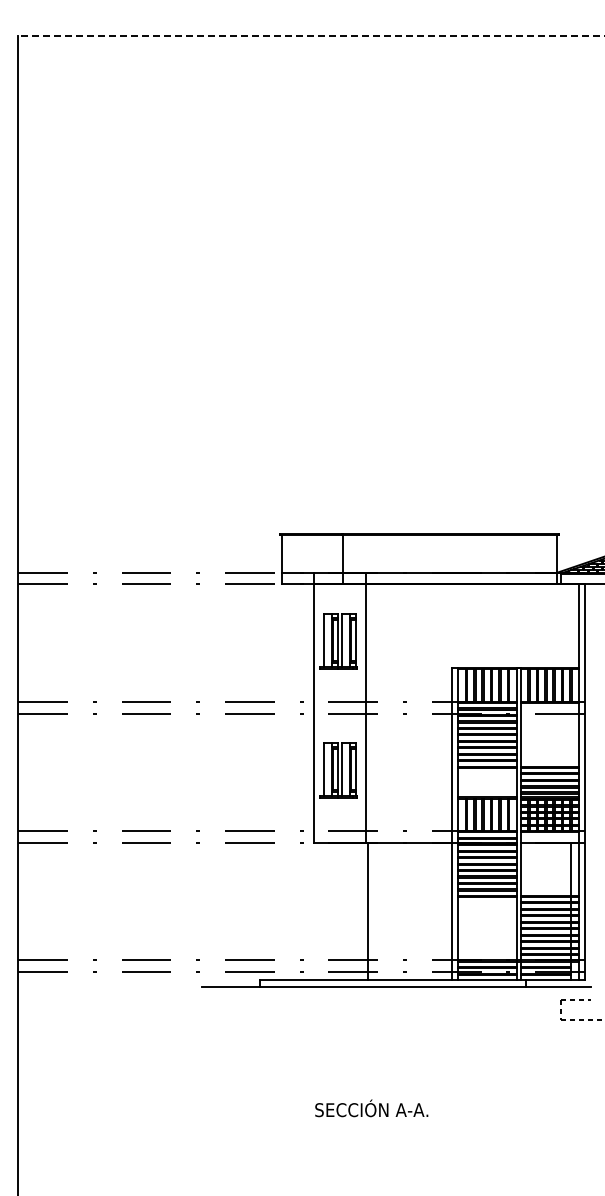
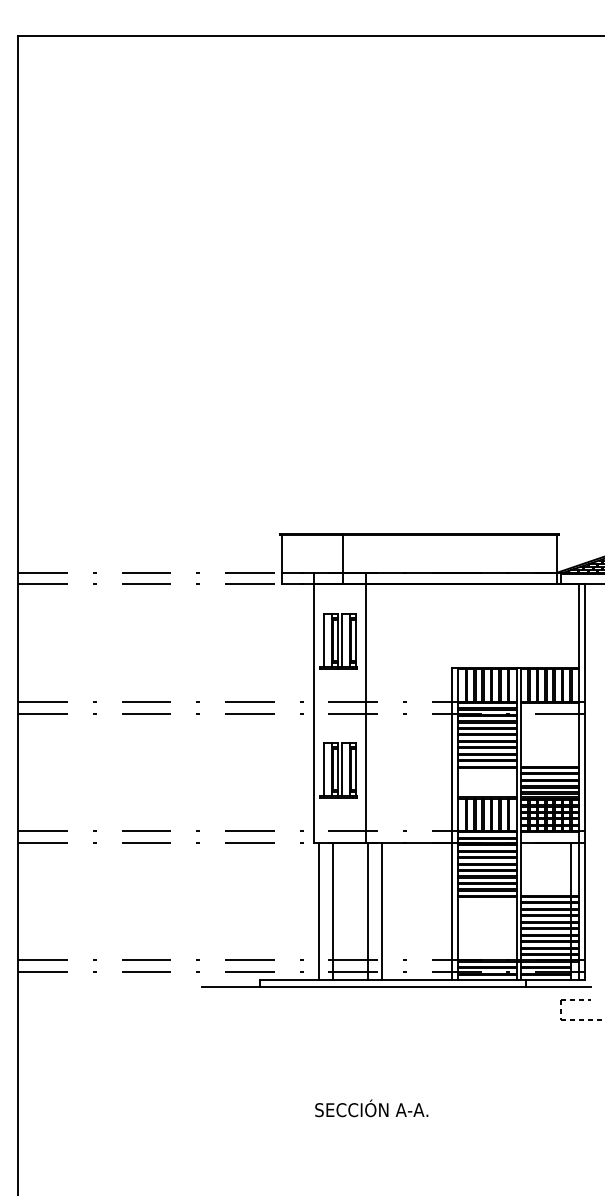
line: dashed -> solid (311, 35)
line: none -> present (319, 911)
line: none -> present (332, 911)
line: none -> present (382, 911)
